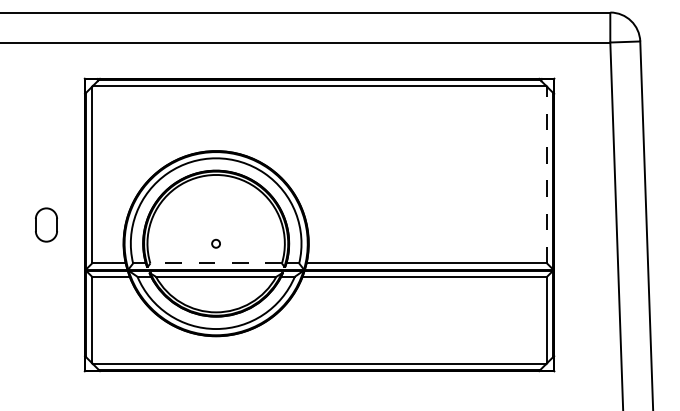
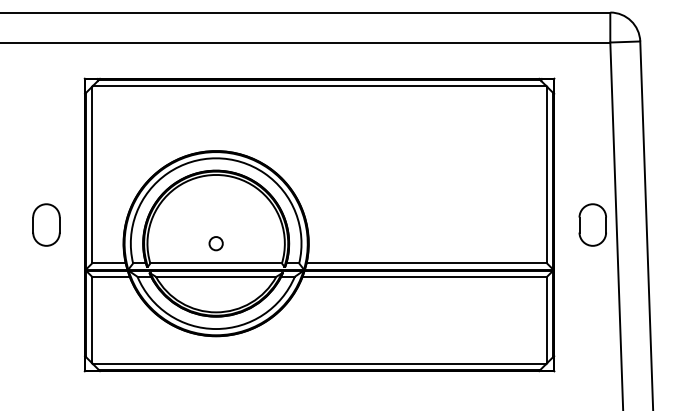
line: dashed -> solid (547, 174)
part size: 23x36 px -> 29x44 px (46, 224)
part: none -> present (592, 224)
circle size: 10x11 px -> 16x16 px (215, 243)
line: dashed -> solid (216, 263)
